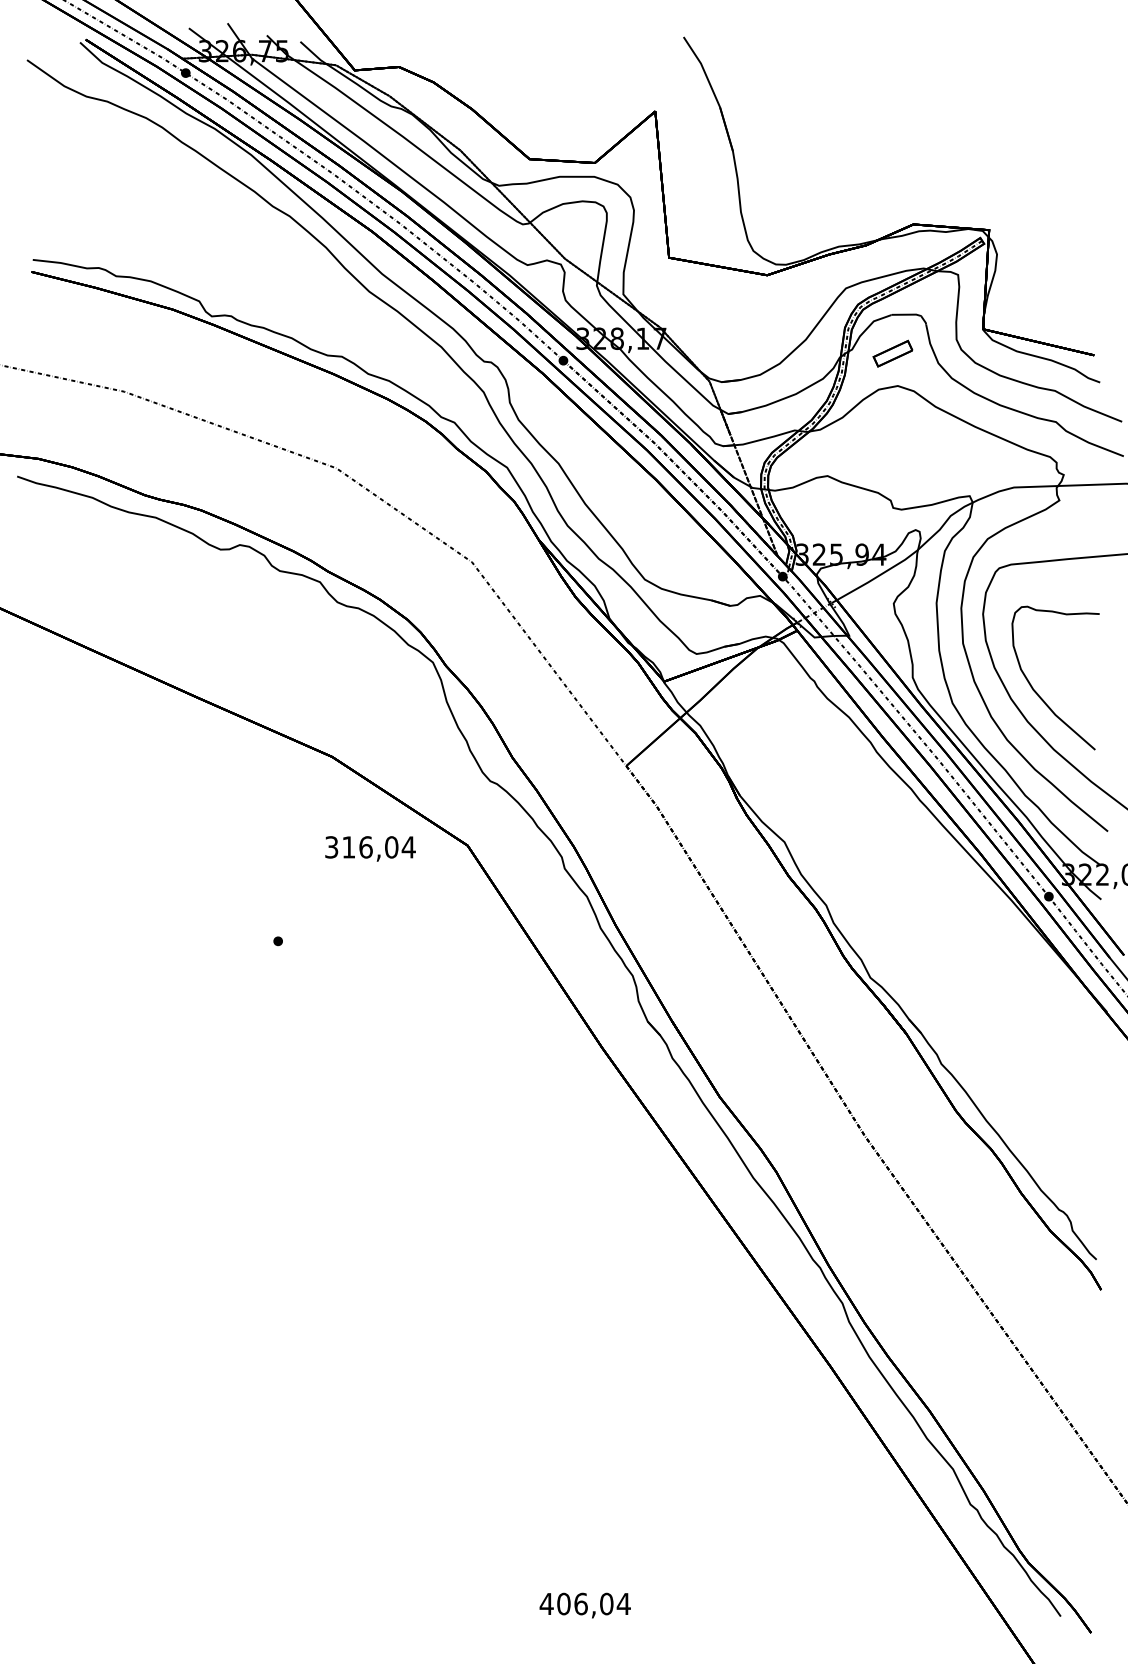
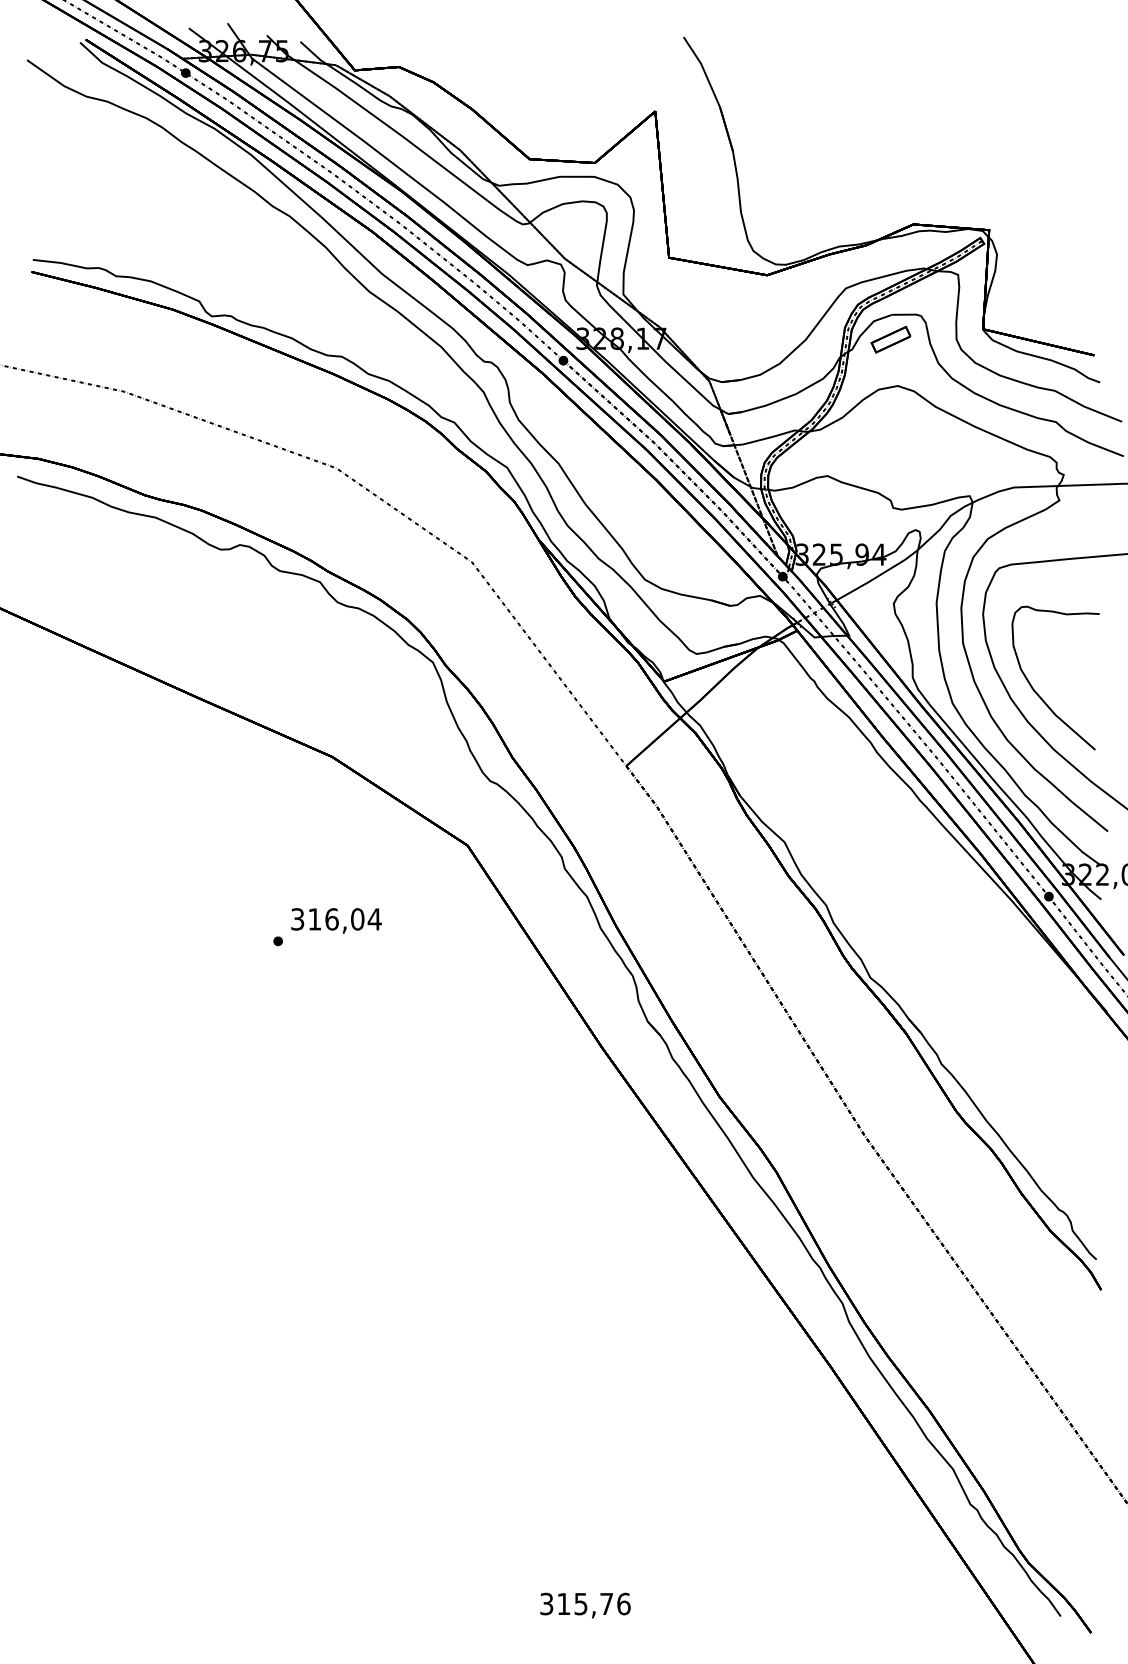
part position: (892, 353) -> (890, 339) (890, 339)
text position: (370, 848) -> (336, 920) (336, 920)
text: 406,04 -> 315,76 (584, 1603)
